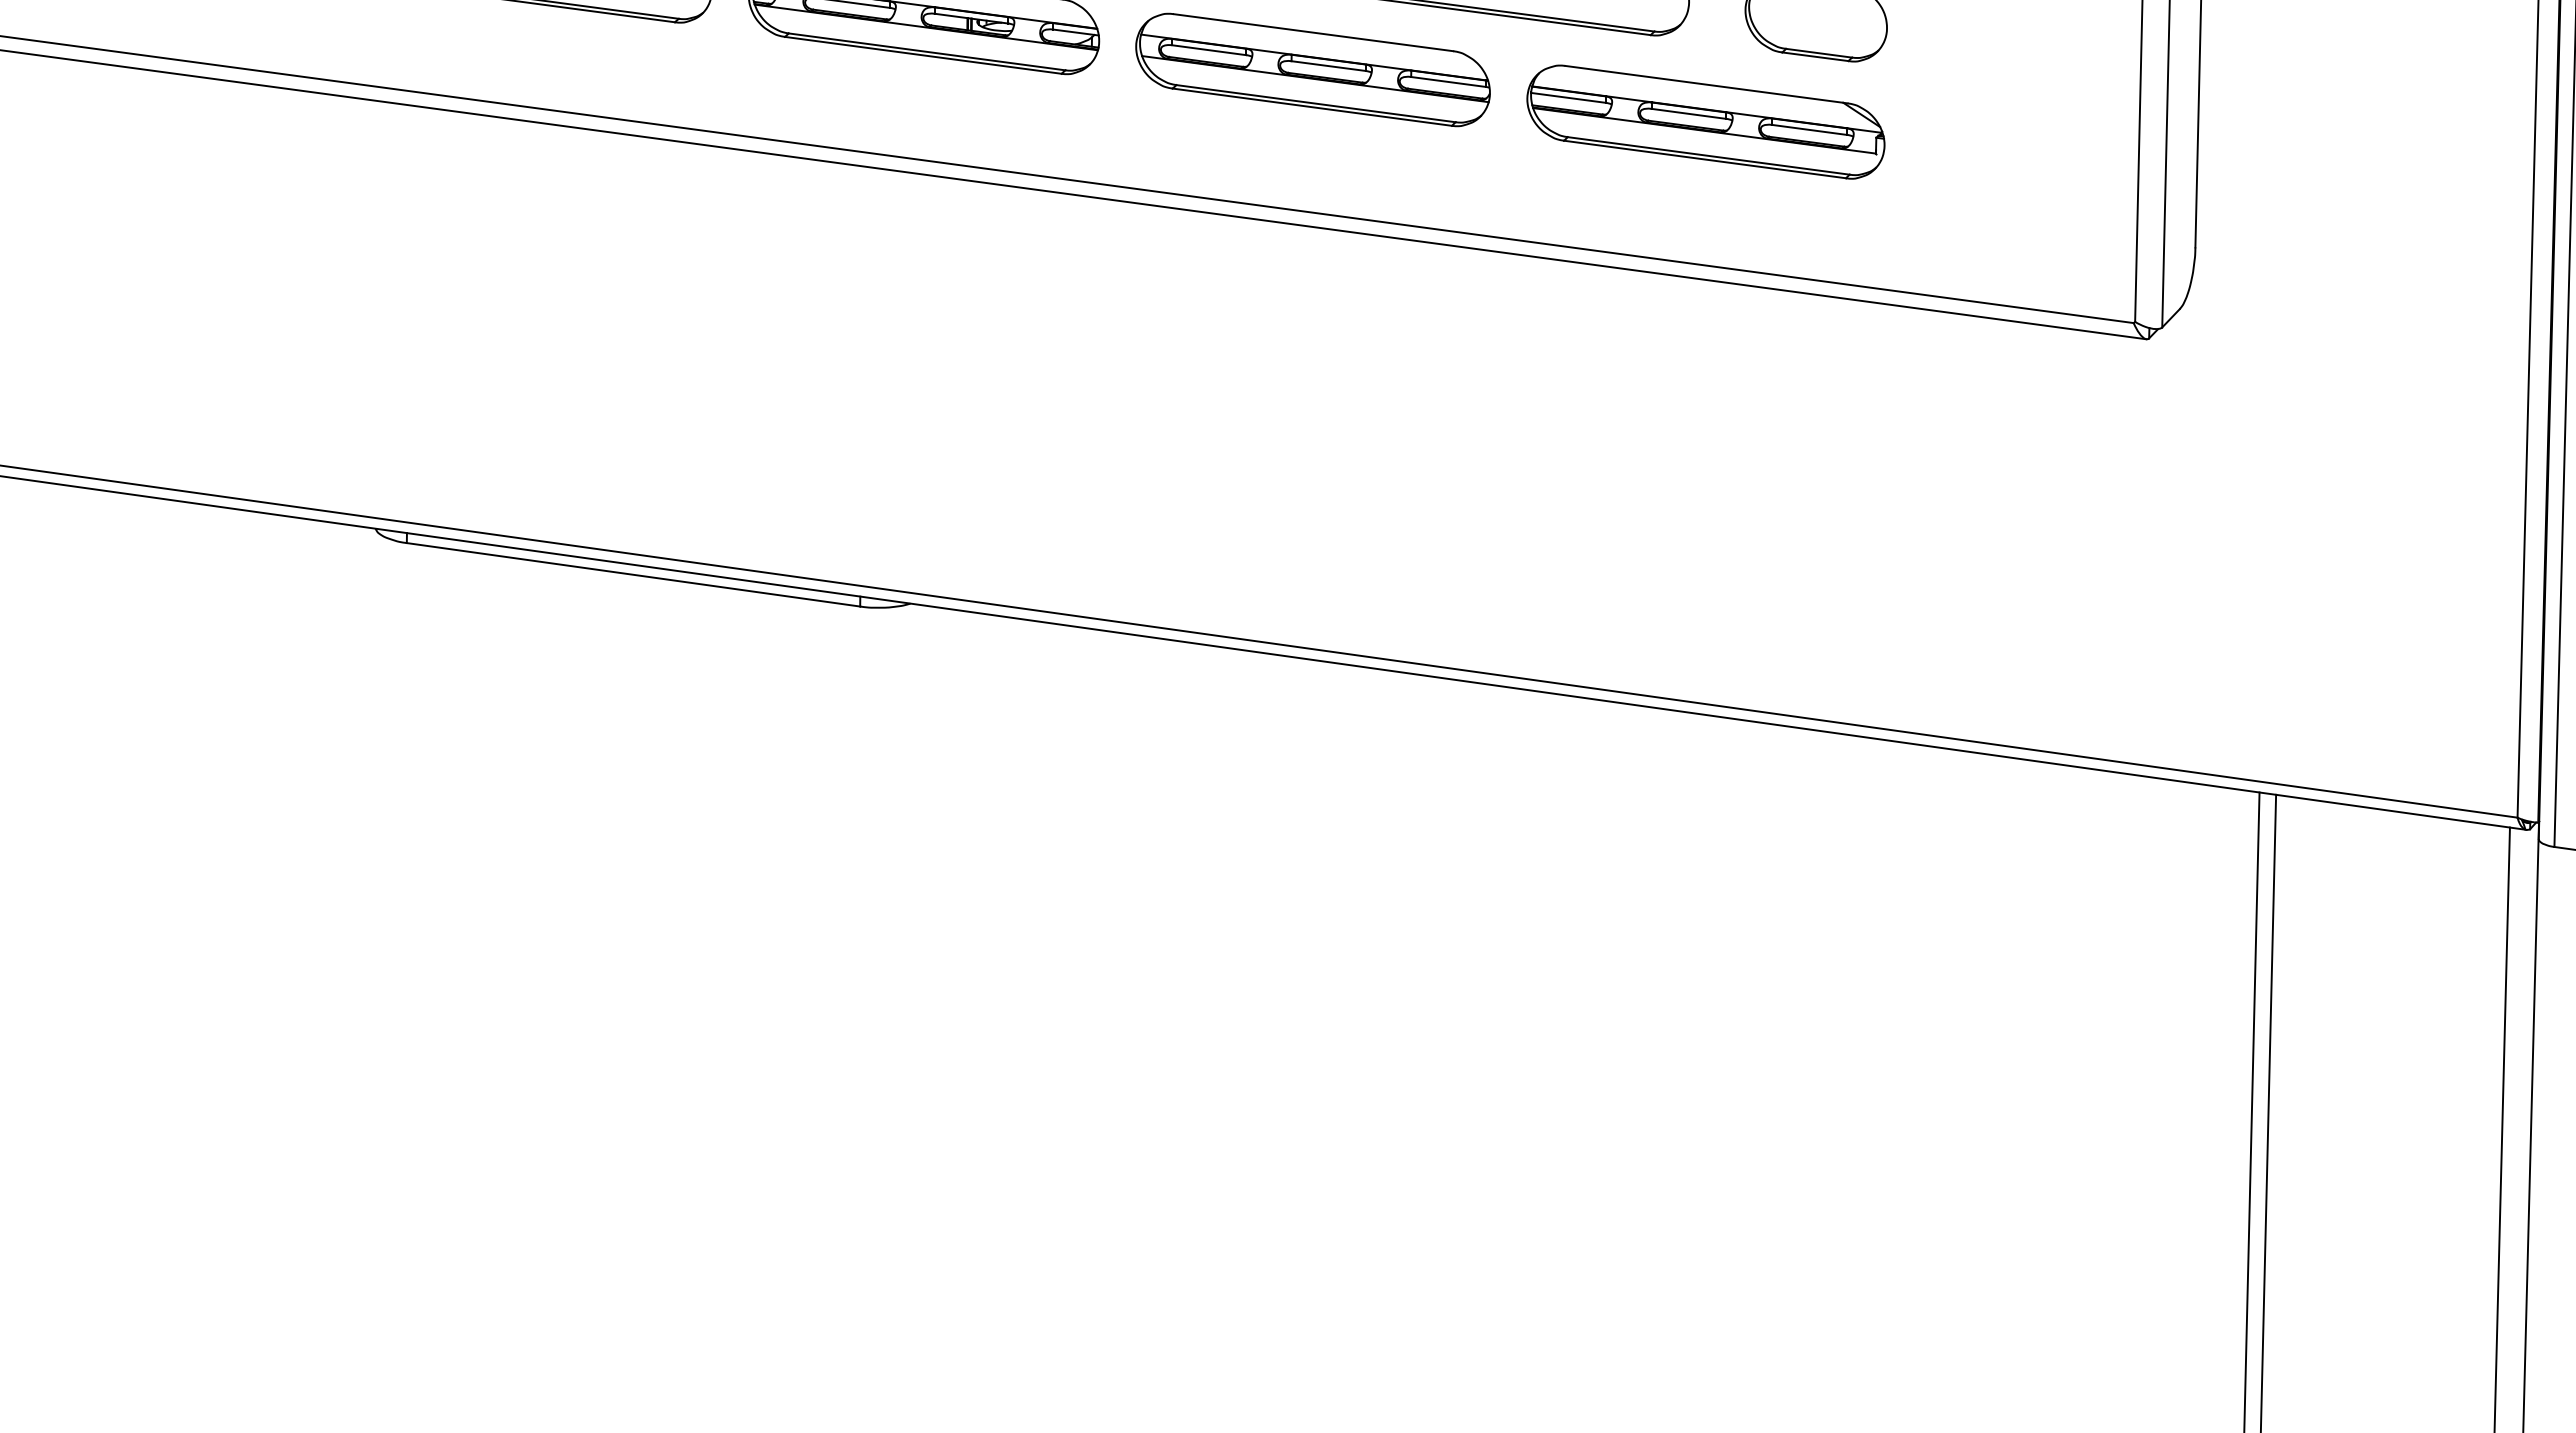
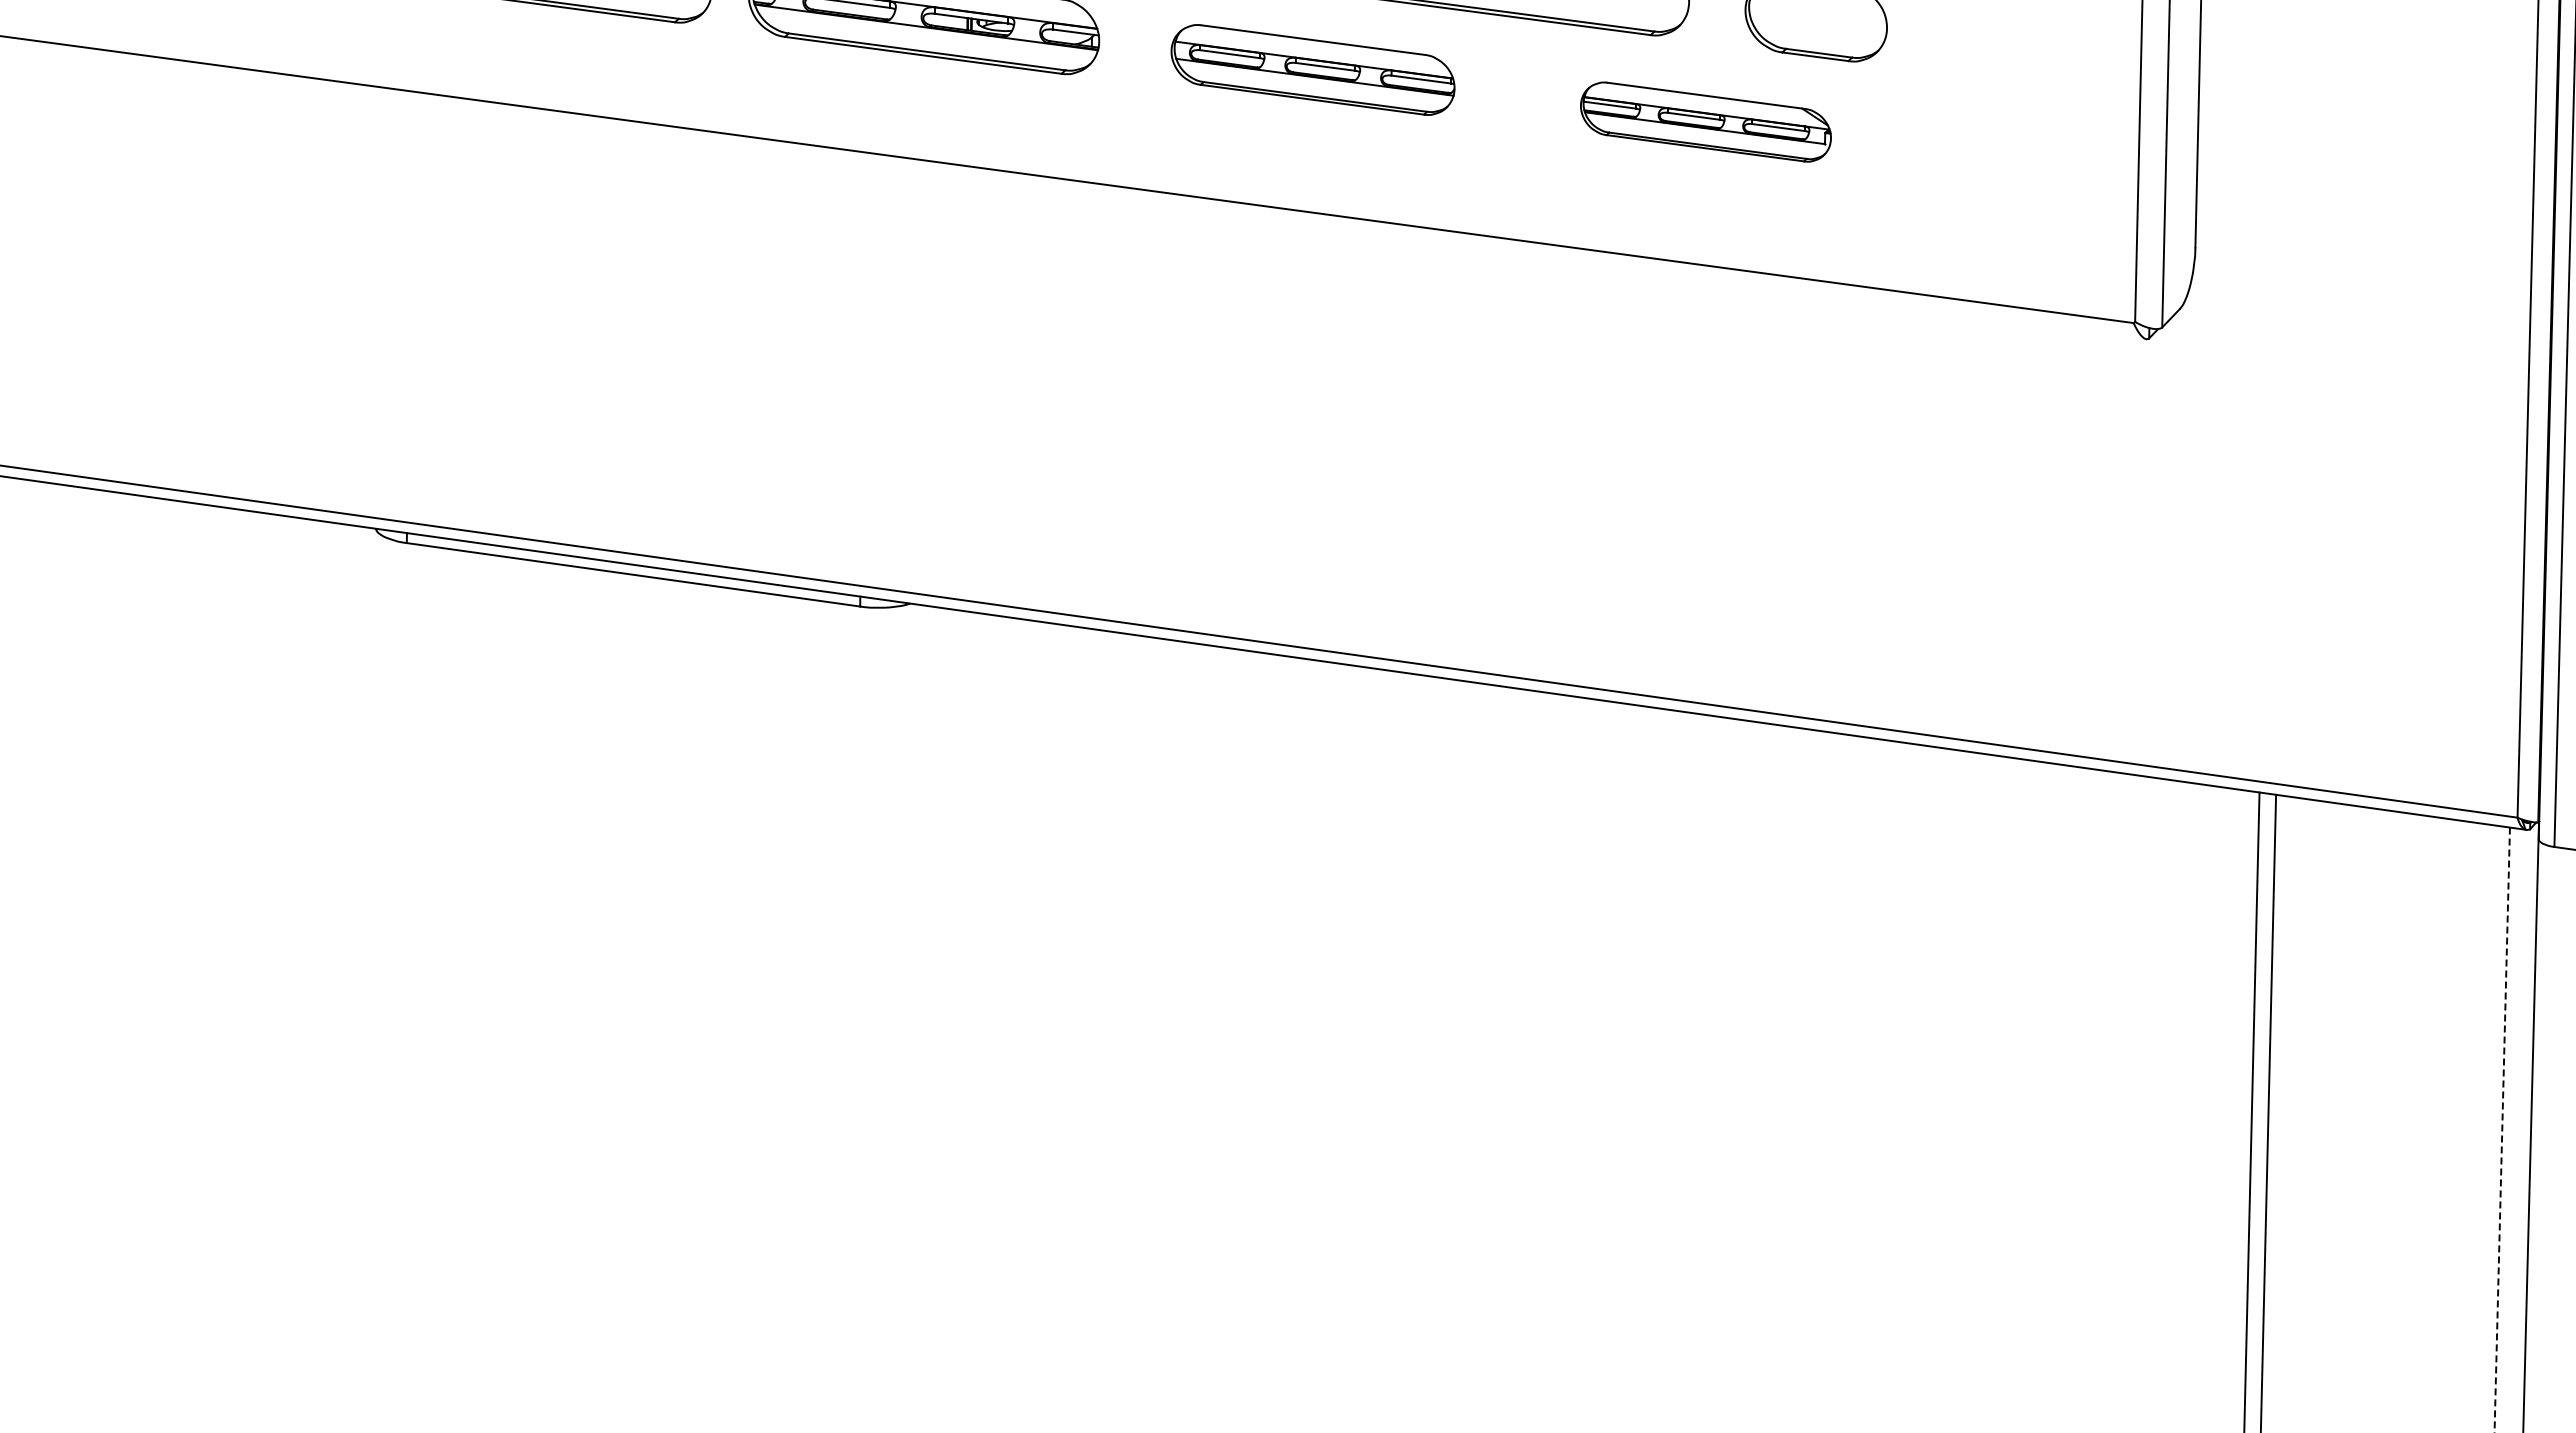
part size: 356x116 px -> 286x92 px (1312, 69)
part size: 360x116 px -> 252x82 px (1705, 121)
line: present -> none (1074, 194)
line: solid -> dashed (2502, 1130)
